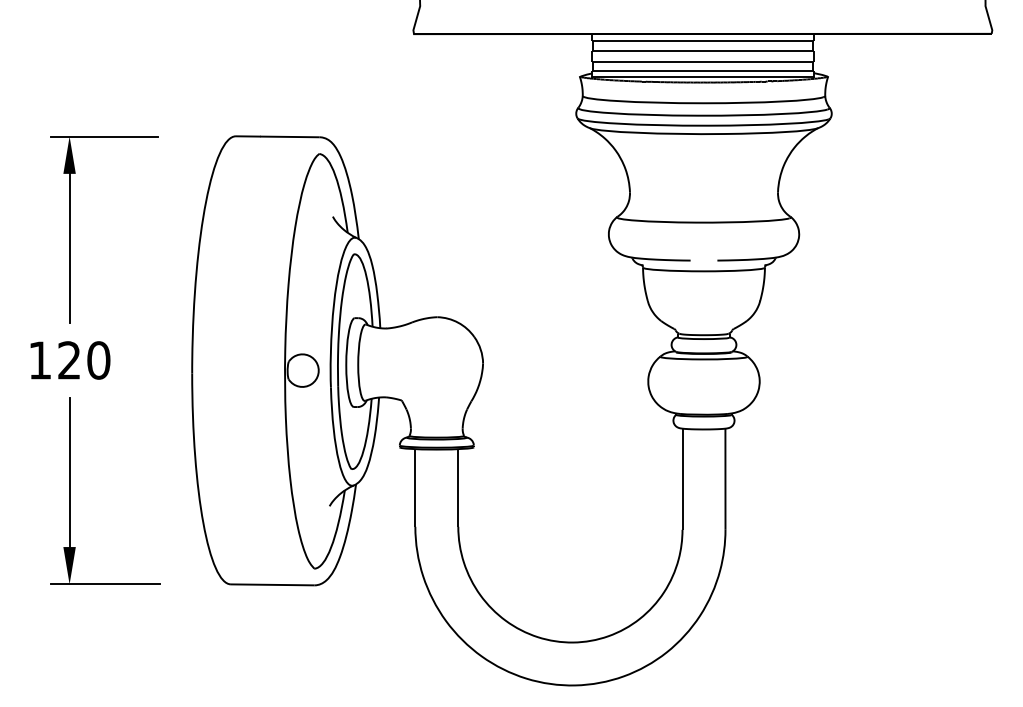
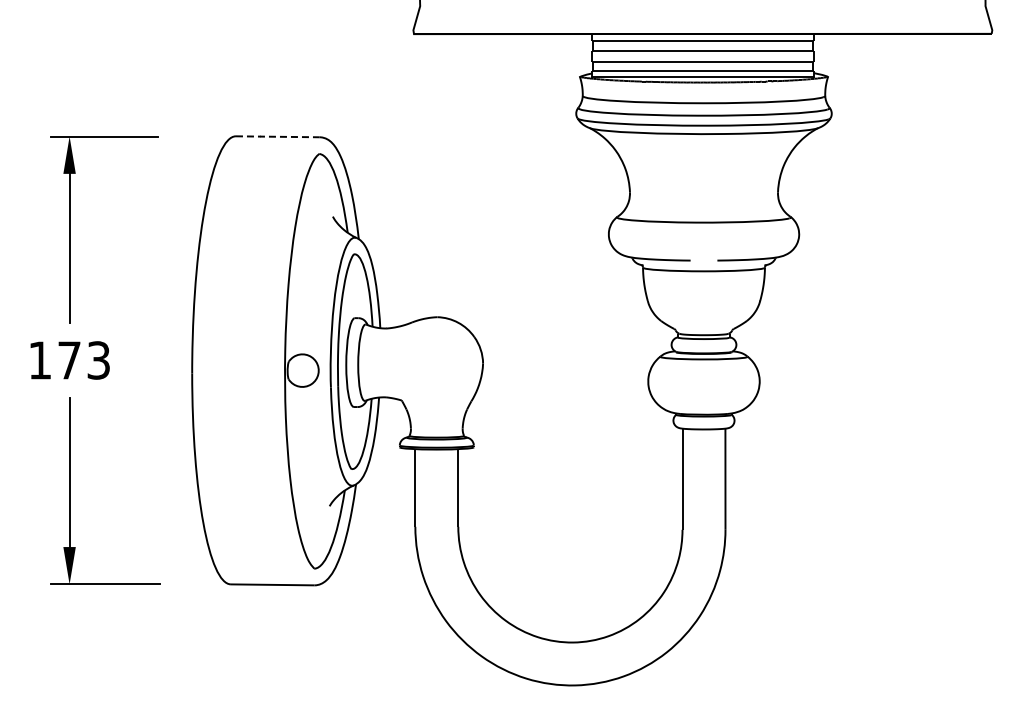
line: solid -> dashed (277, 136)
text: 120 -> 173 (84, 360)
